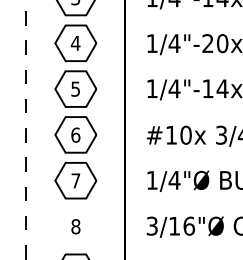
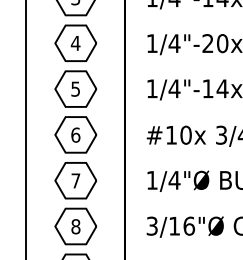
line: dashed -> solid (25, 130)
part: none -> present (75, 226)
